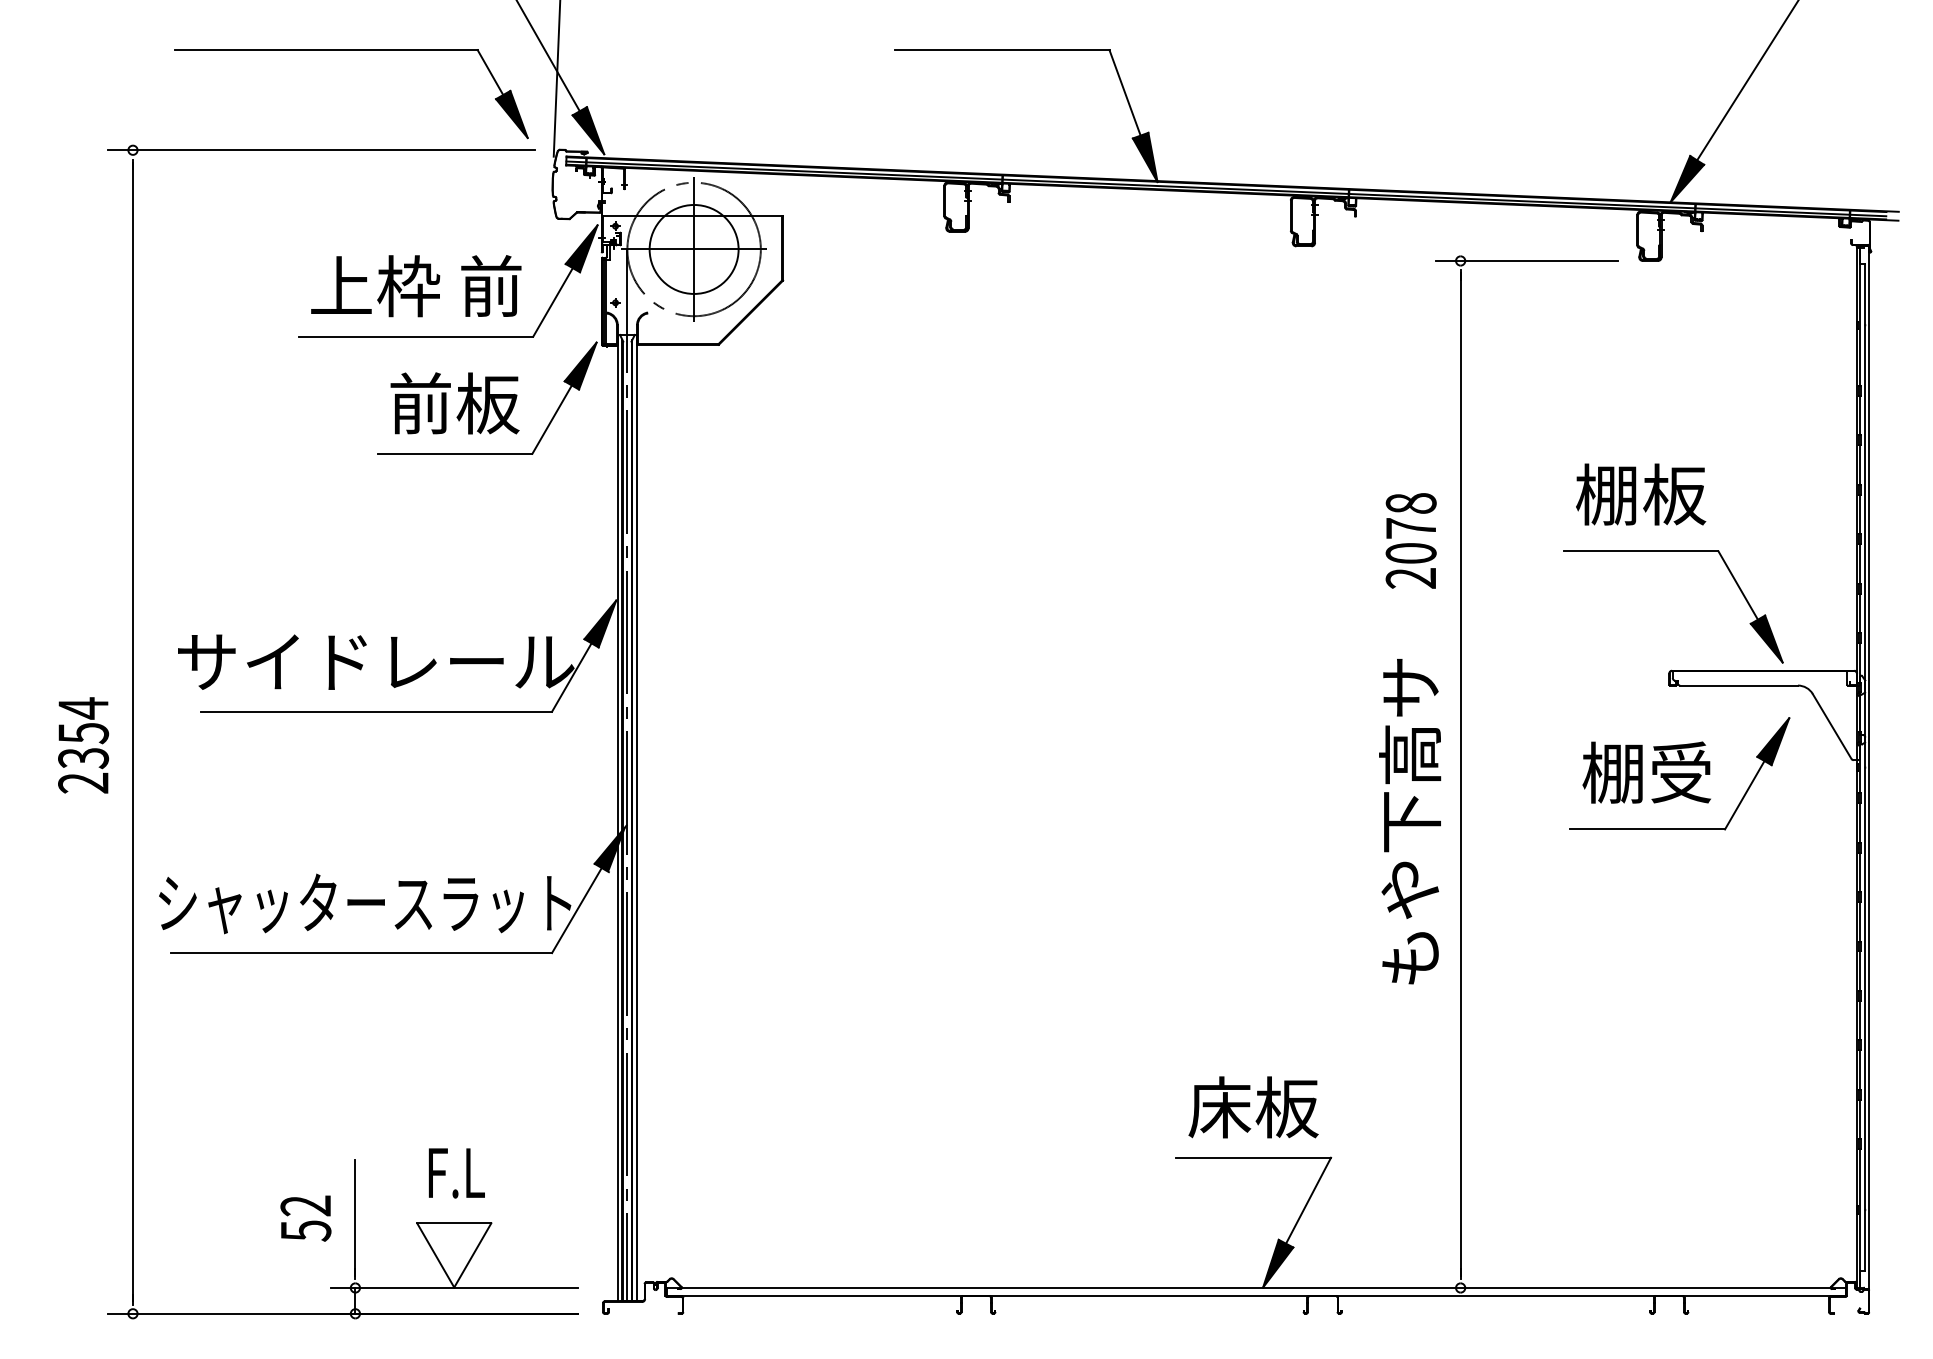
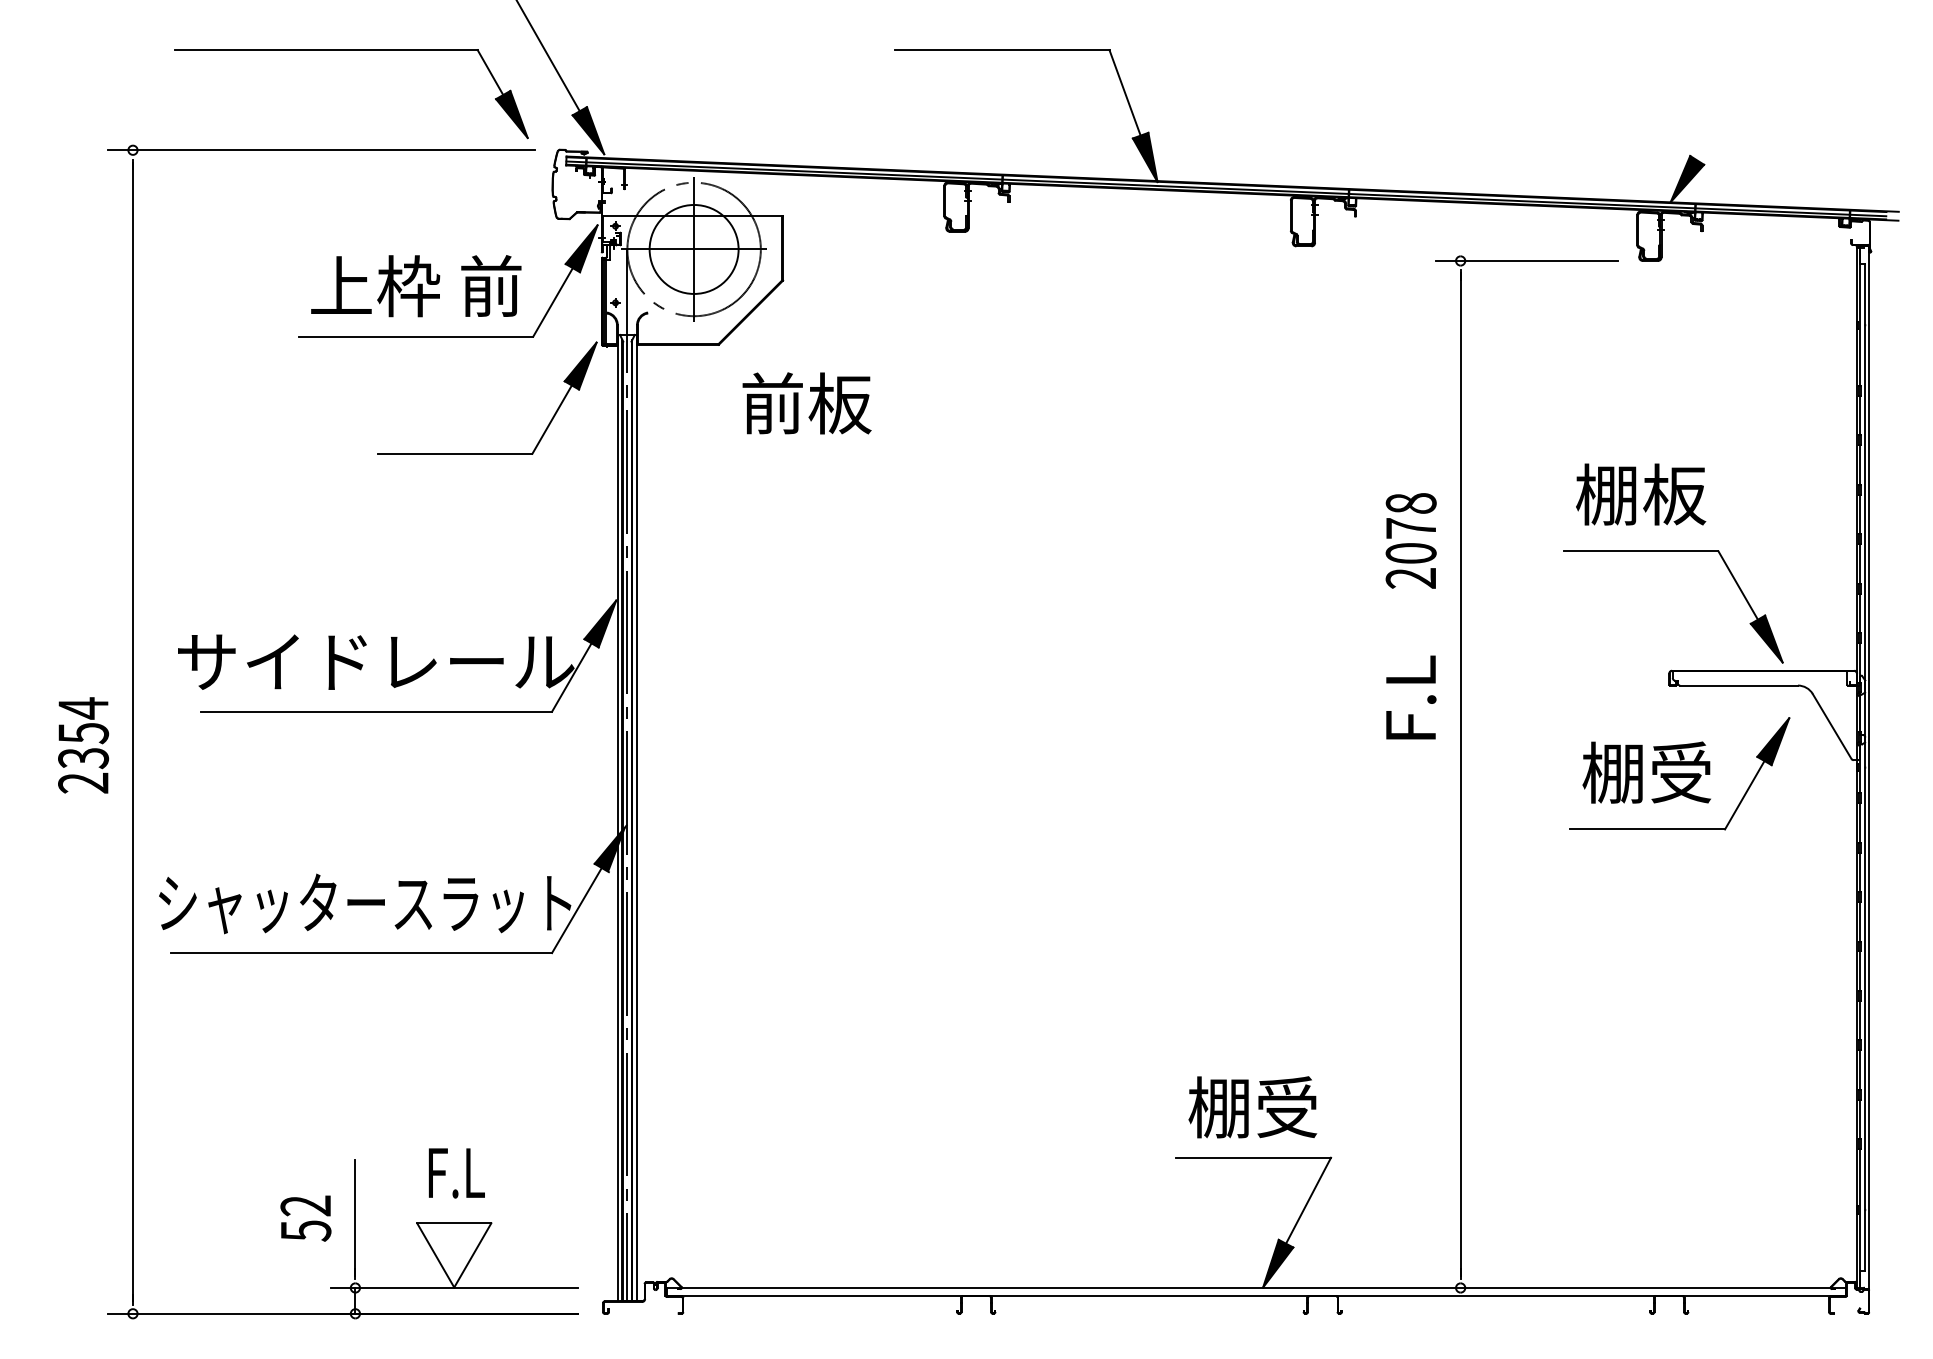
line: present -> none (556, 79)
line: present -> none (1746, 81)
text position: (454, 403) -> (806, 403) (806, 403)
text: もや下高サ -> F.L (1410, 819)
text: 床板 -> 棚受 (1253, 1107)
